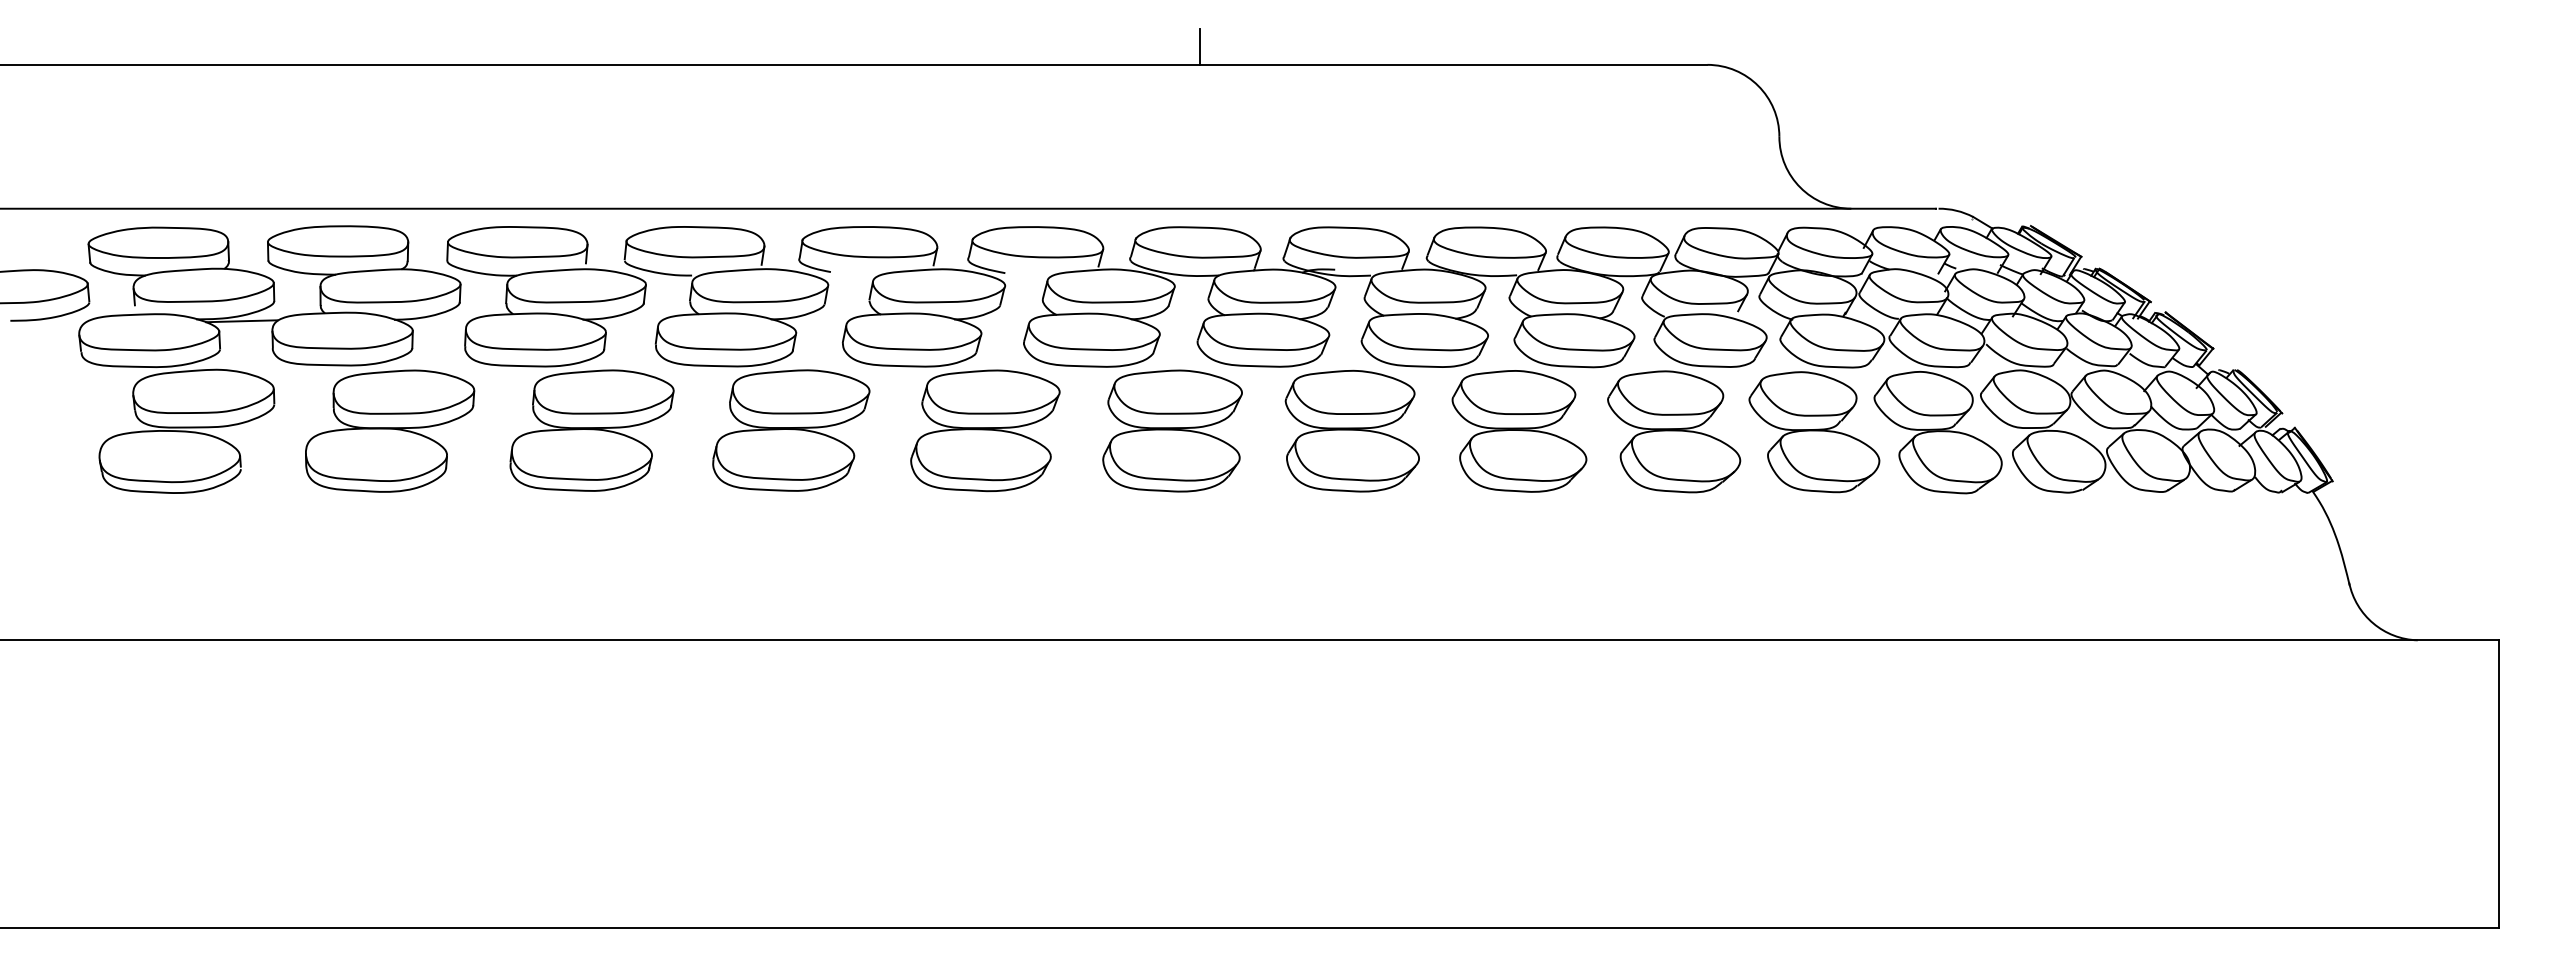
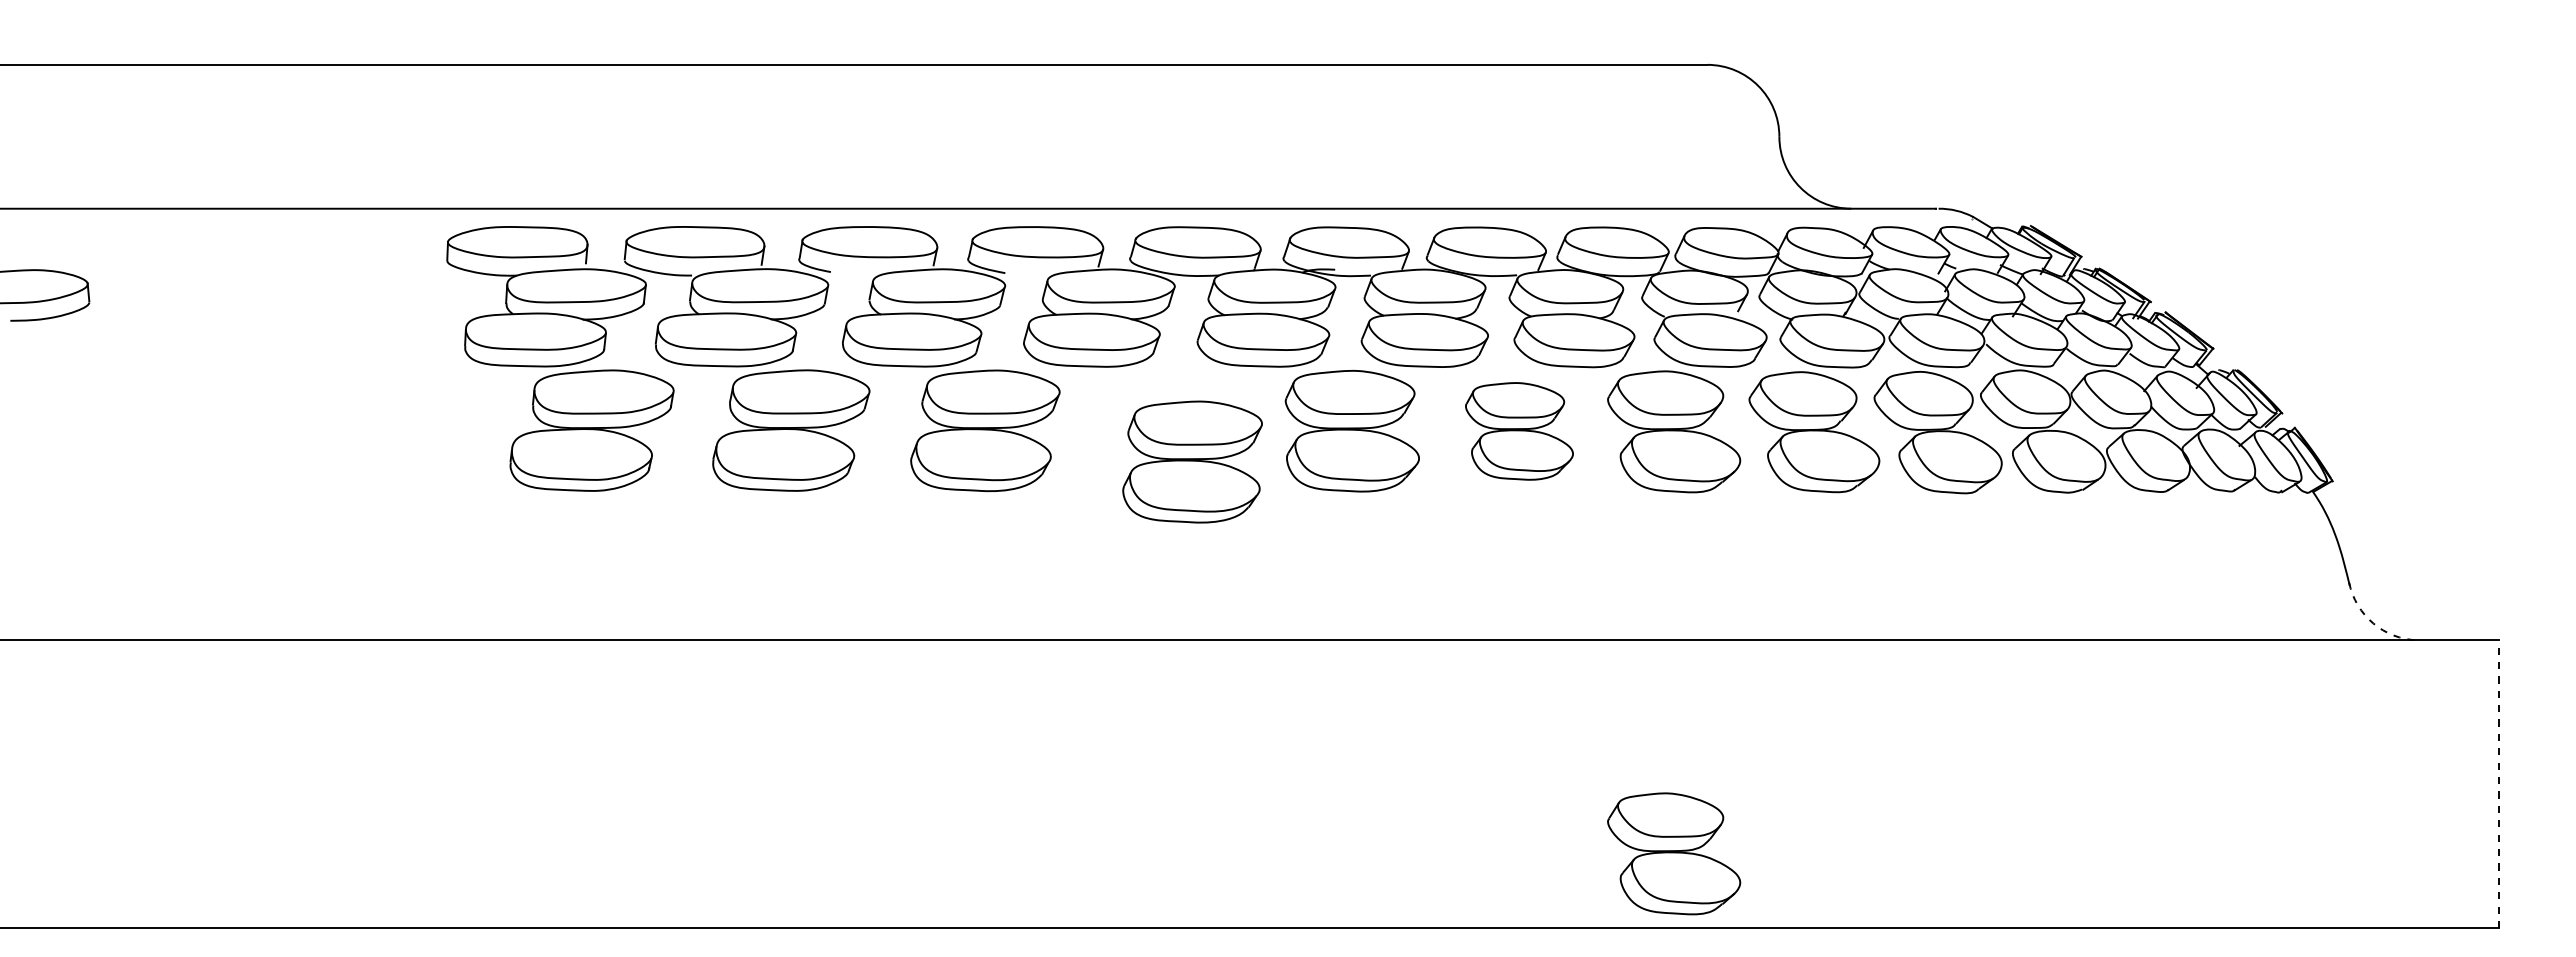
line: present -> none (1200, 46)
part: present -> none (276, 359)
part position: (1172, 430) -> (1192, 461) (1192, 461)
part size: 137x123 px -> 109x99 px (1519, 431)
arc: solid -> dashed (2373, 623)
line: solid -> dashed (2498, 784)
part: none -> present (1674, 853)
